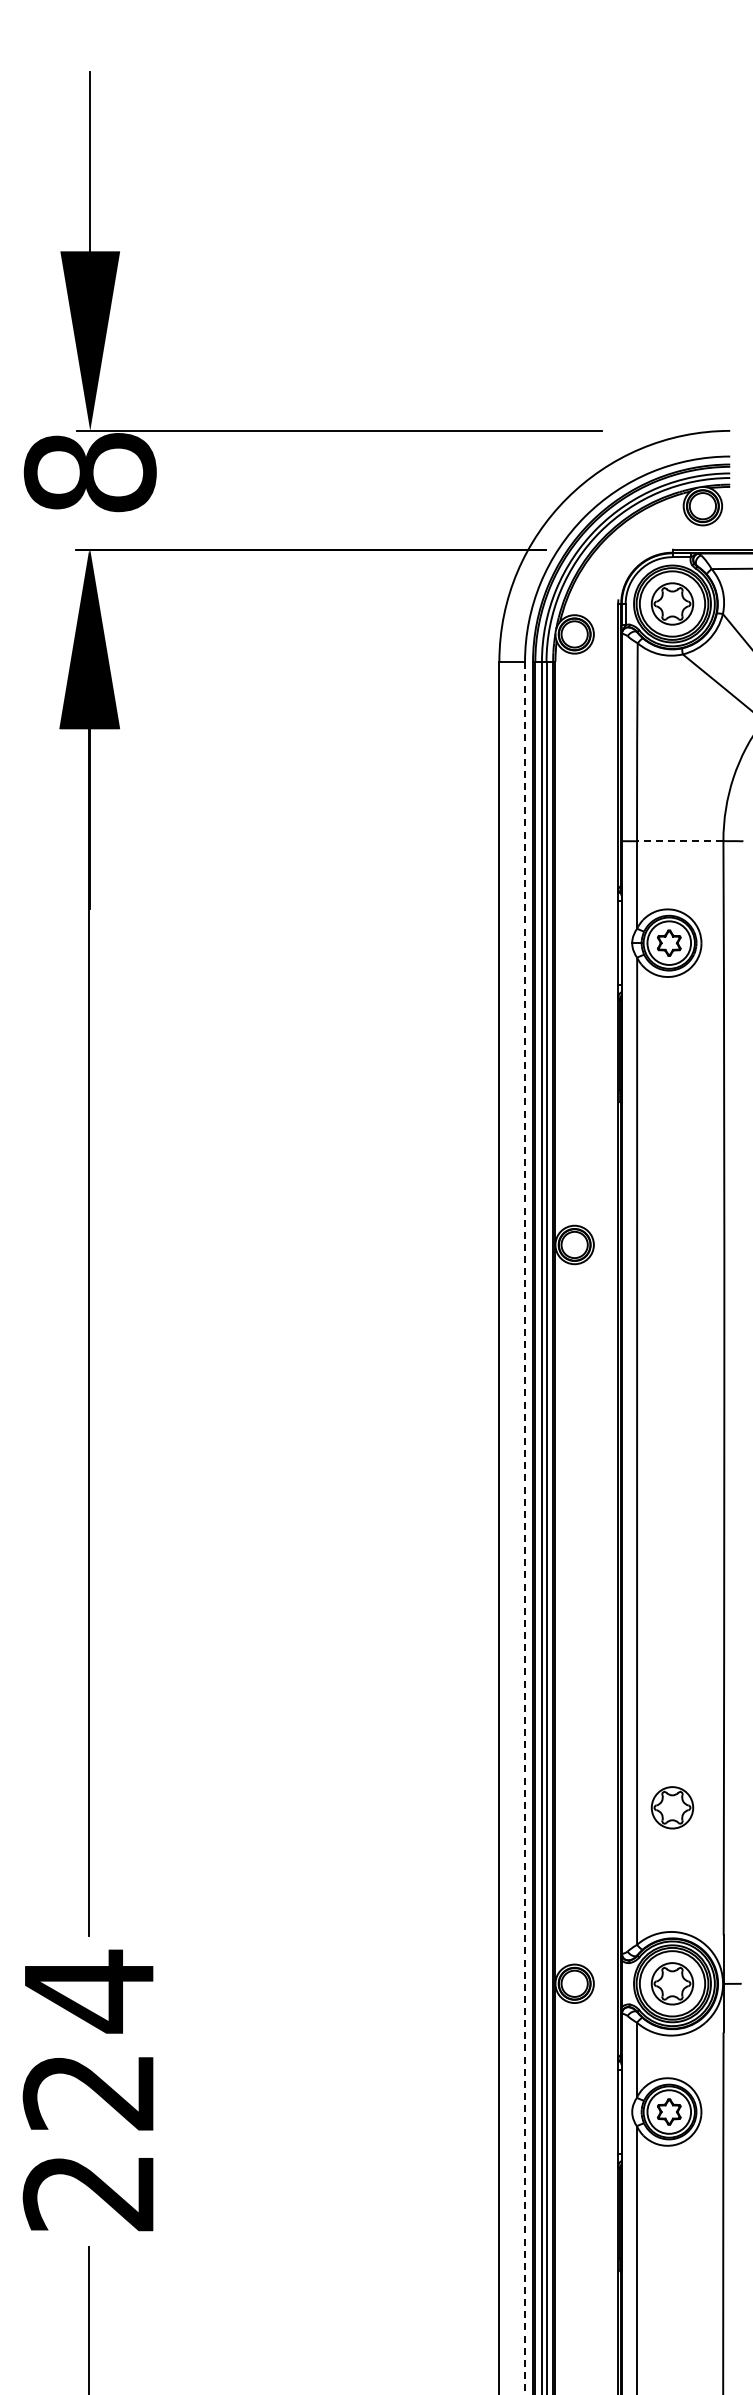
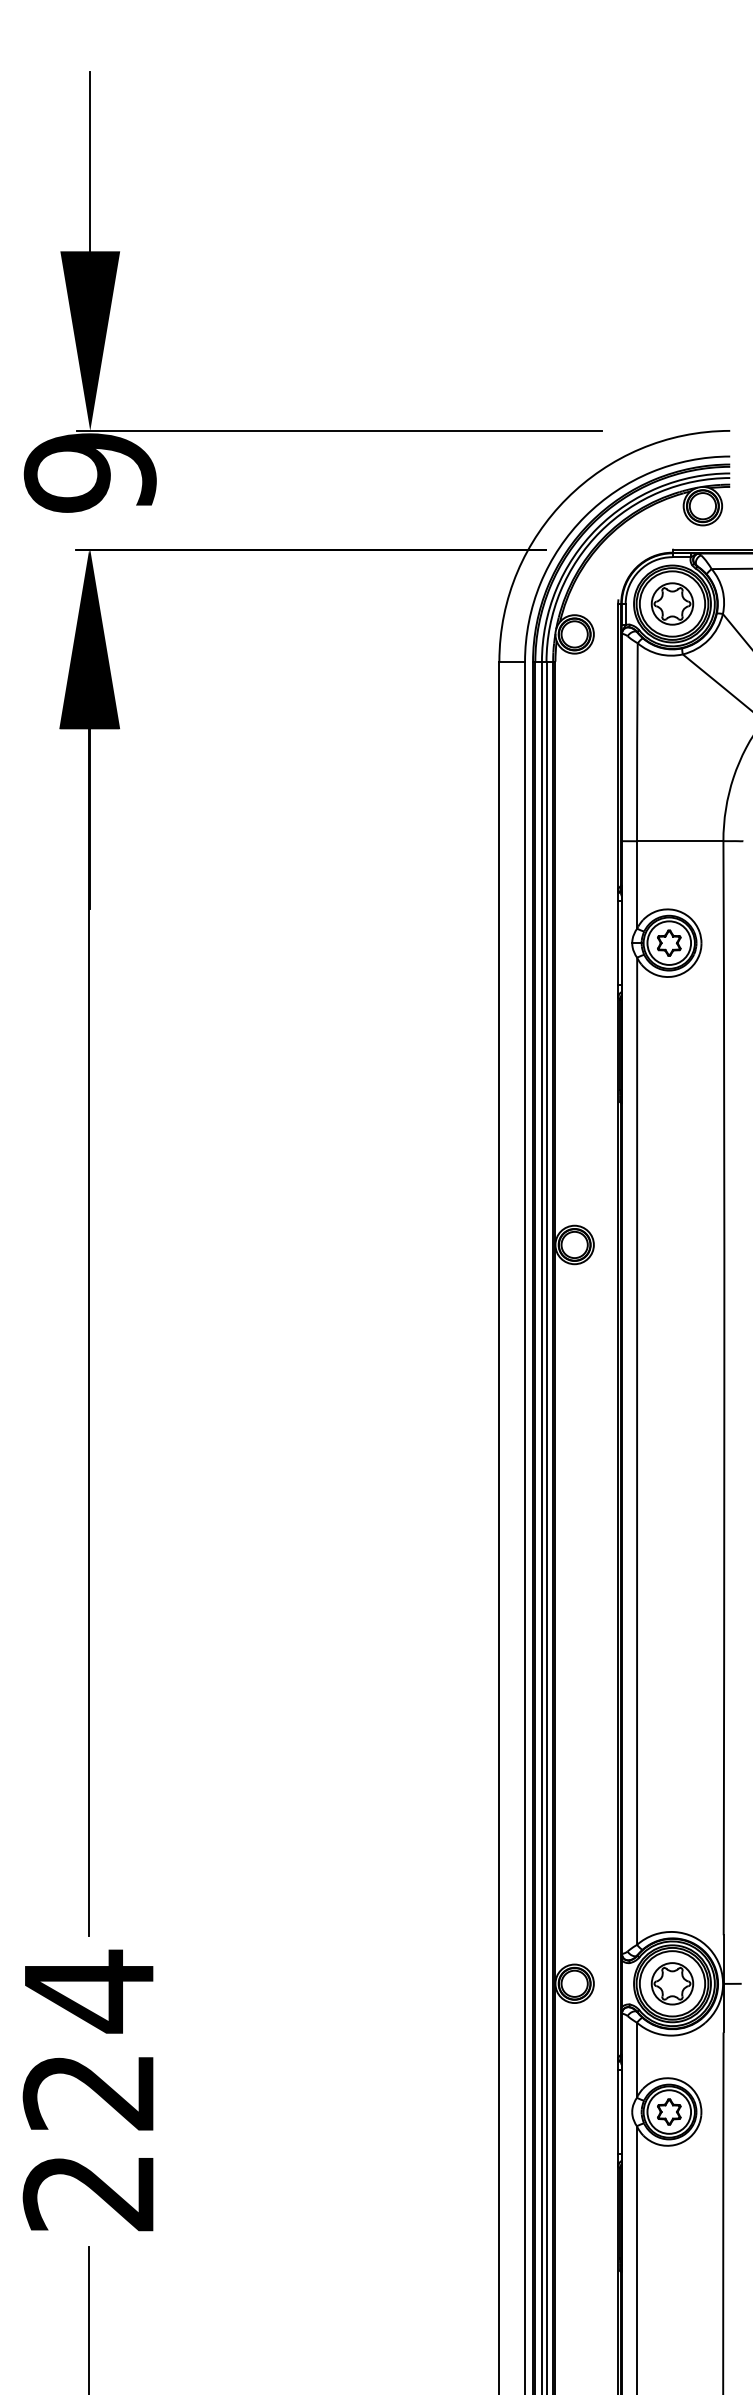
text: 8 -> 9 (89, 472)
line: dashed -> solid (679, 841)
line: dashed -> solid (525, 1528)
part: present -> none (672, 1807)
